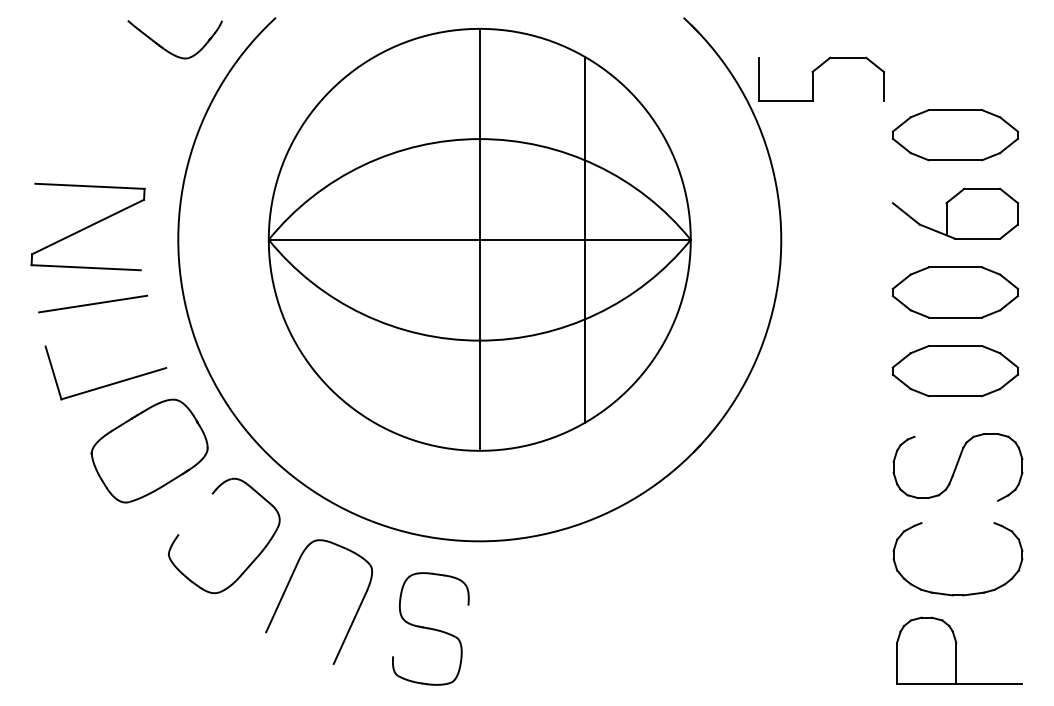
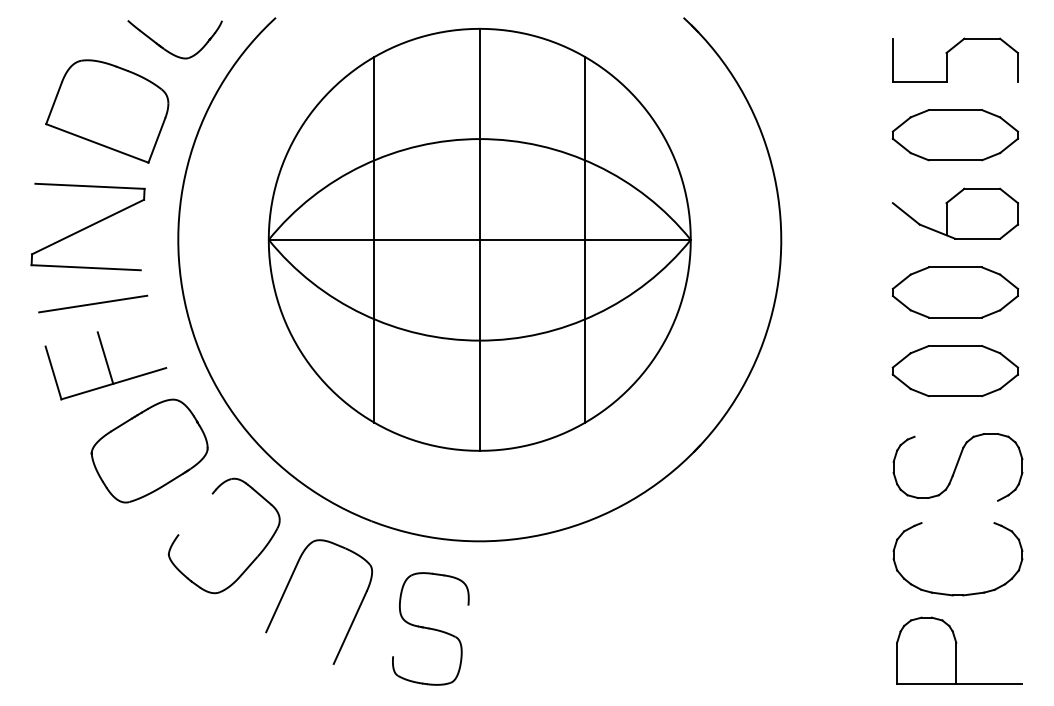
part position: (813, 78) -> (947, 59) (947, 59)
part: none -> present (107, 111)
line: none -> present (374, 239)
line: none -> present (105, 357)
